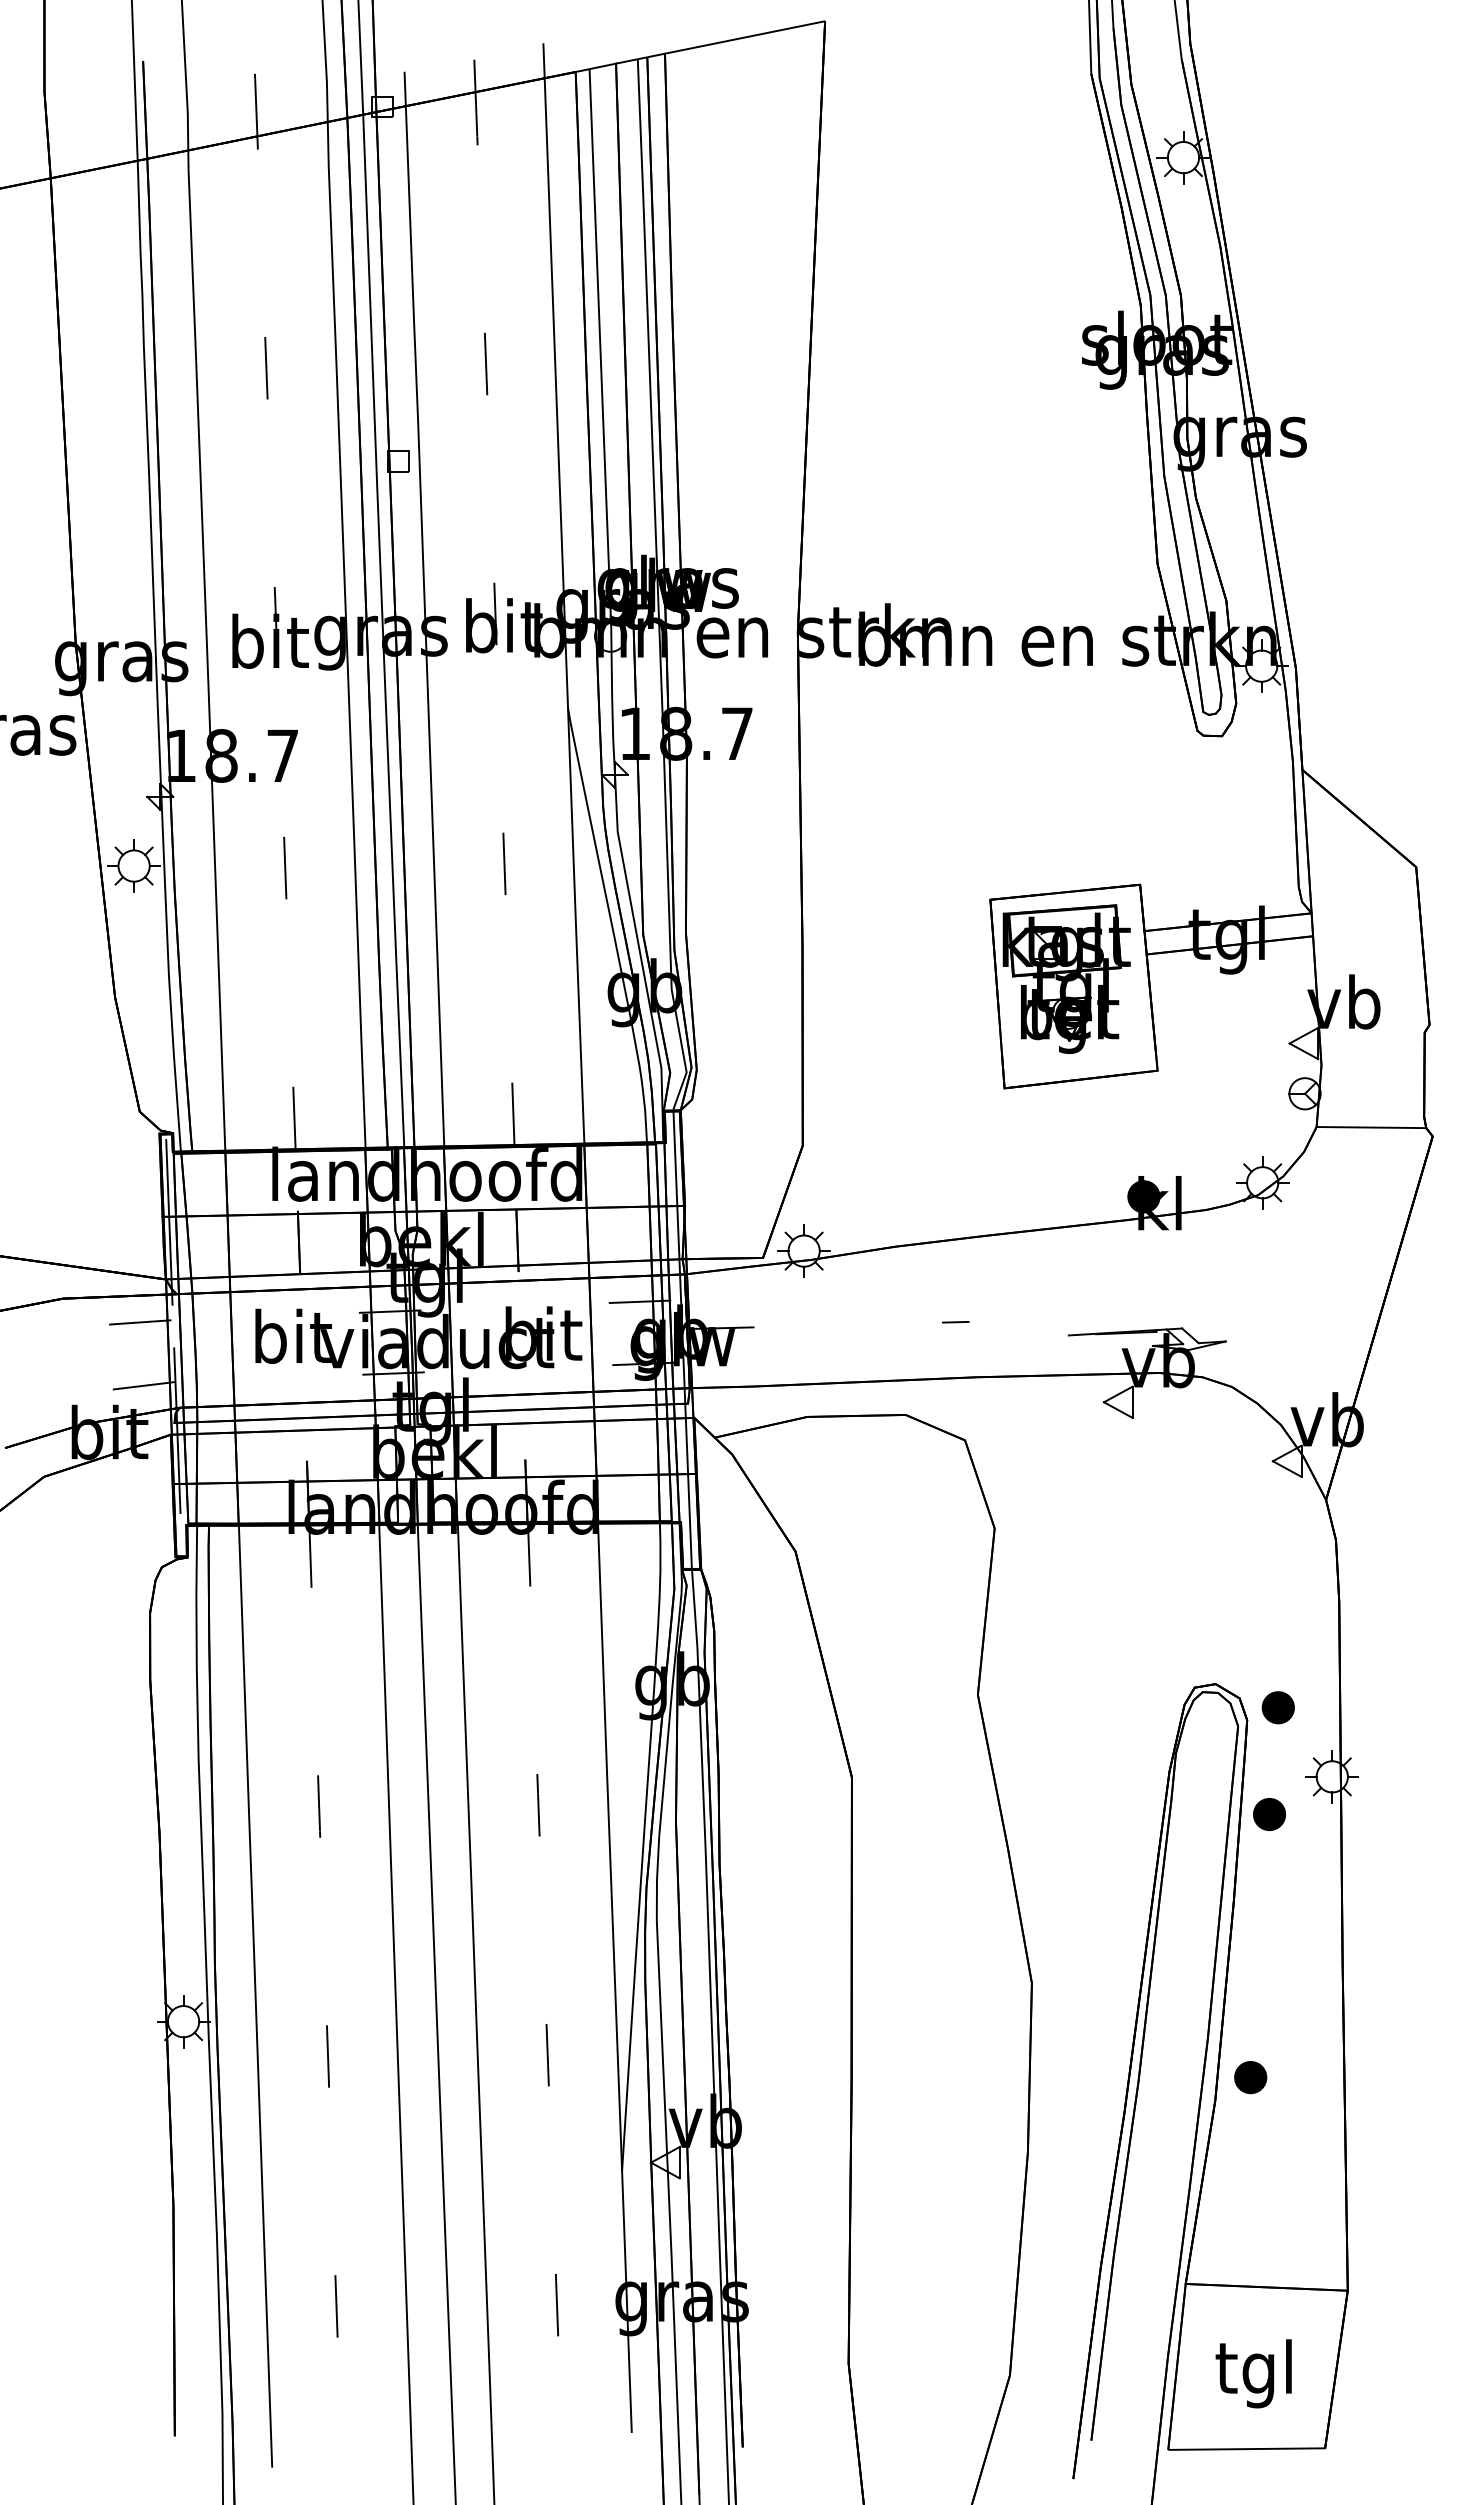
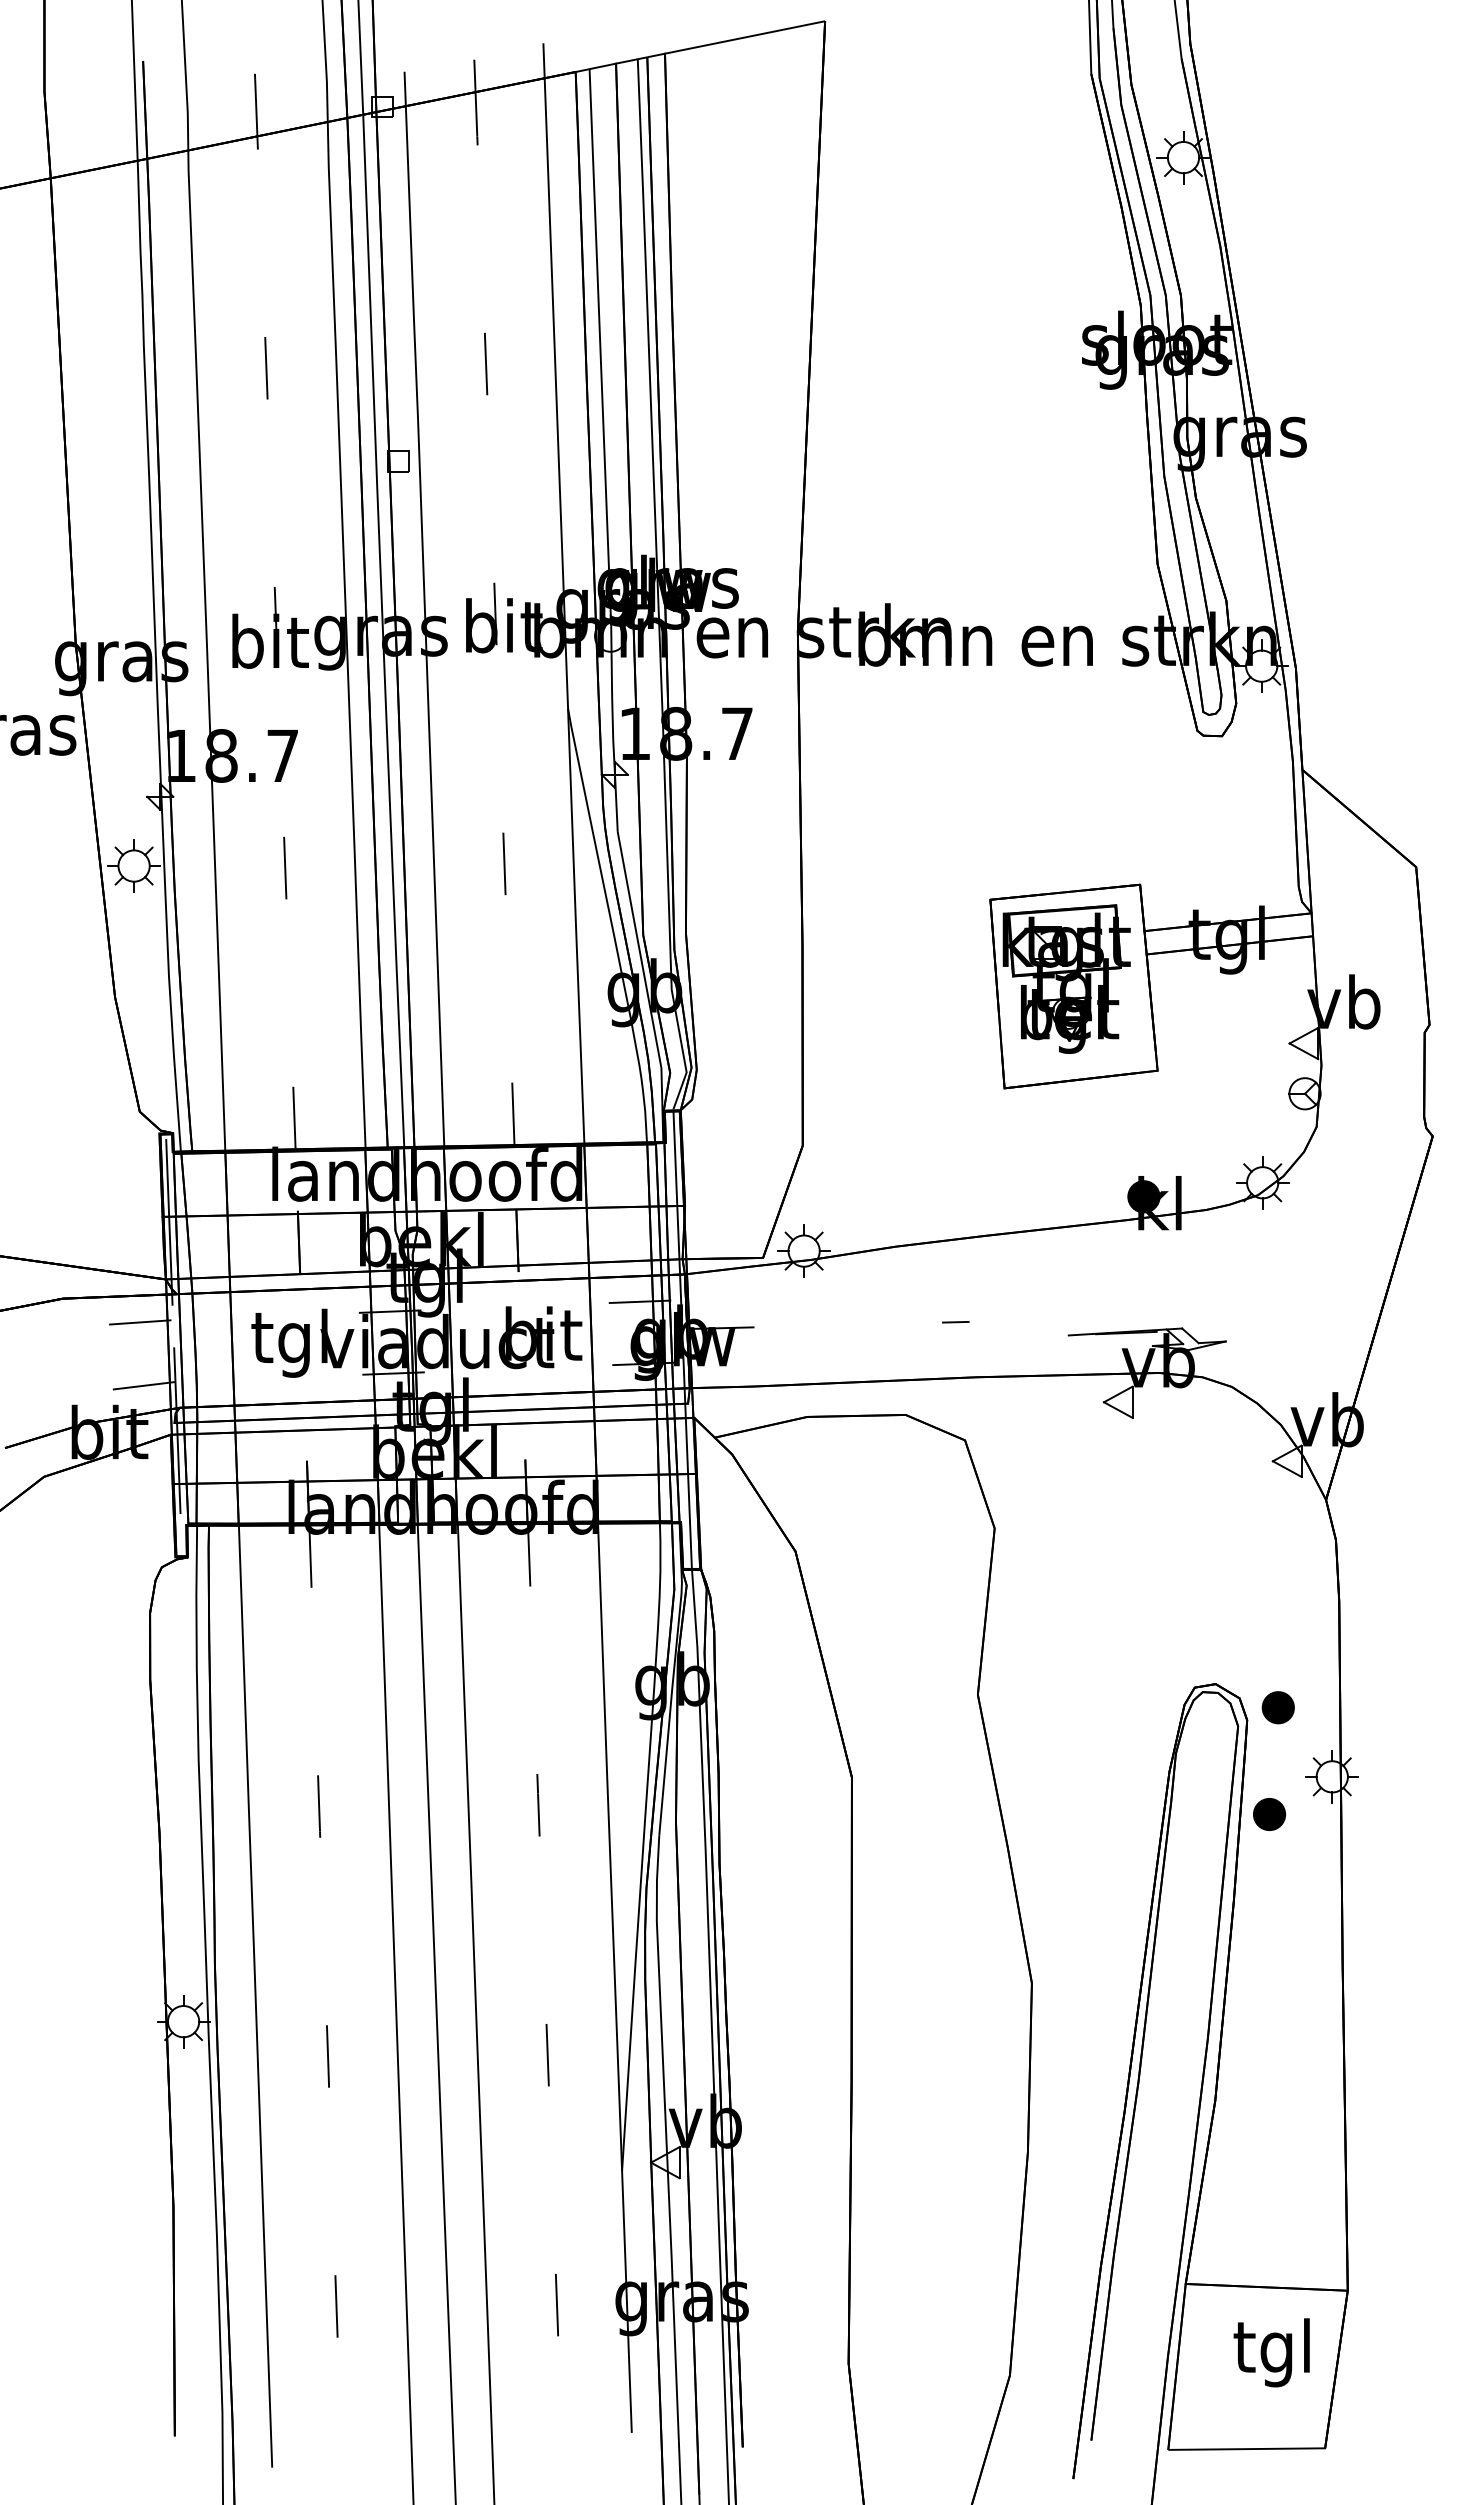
line: present -> none (1371, 1127)
text: bit -> tgl (291, 1342)
part: present -> none (1250, 2077)
text position: (1253, 2373) -> (1271, 2352) (1271, 2352)
